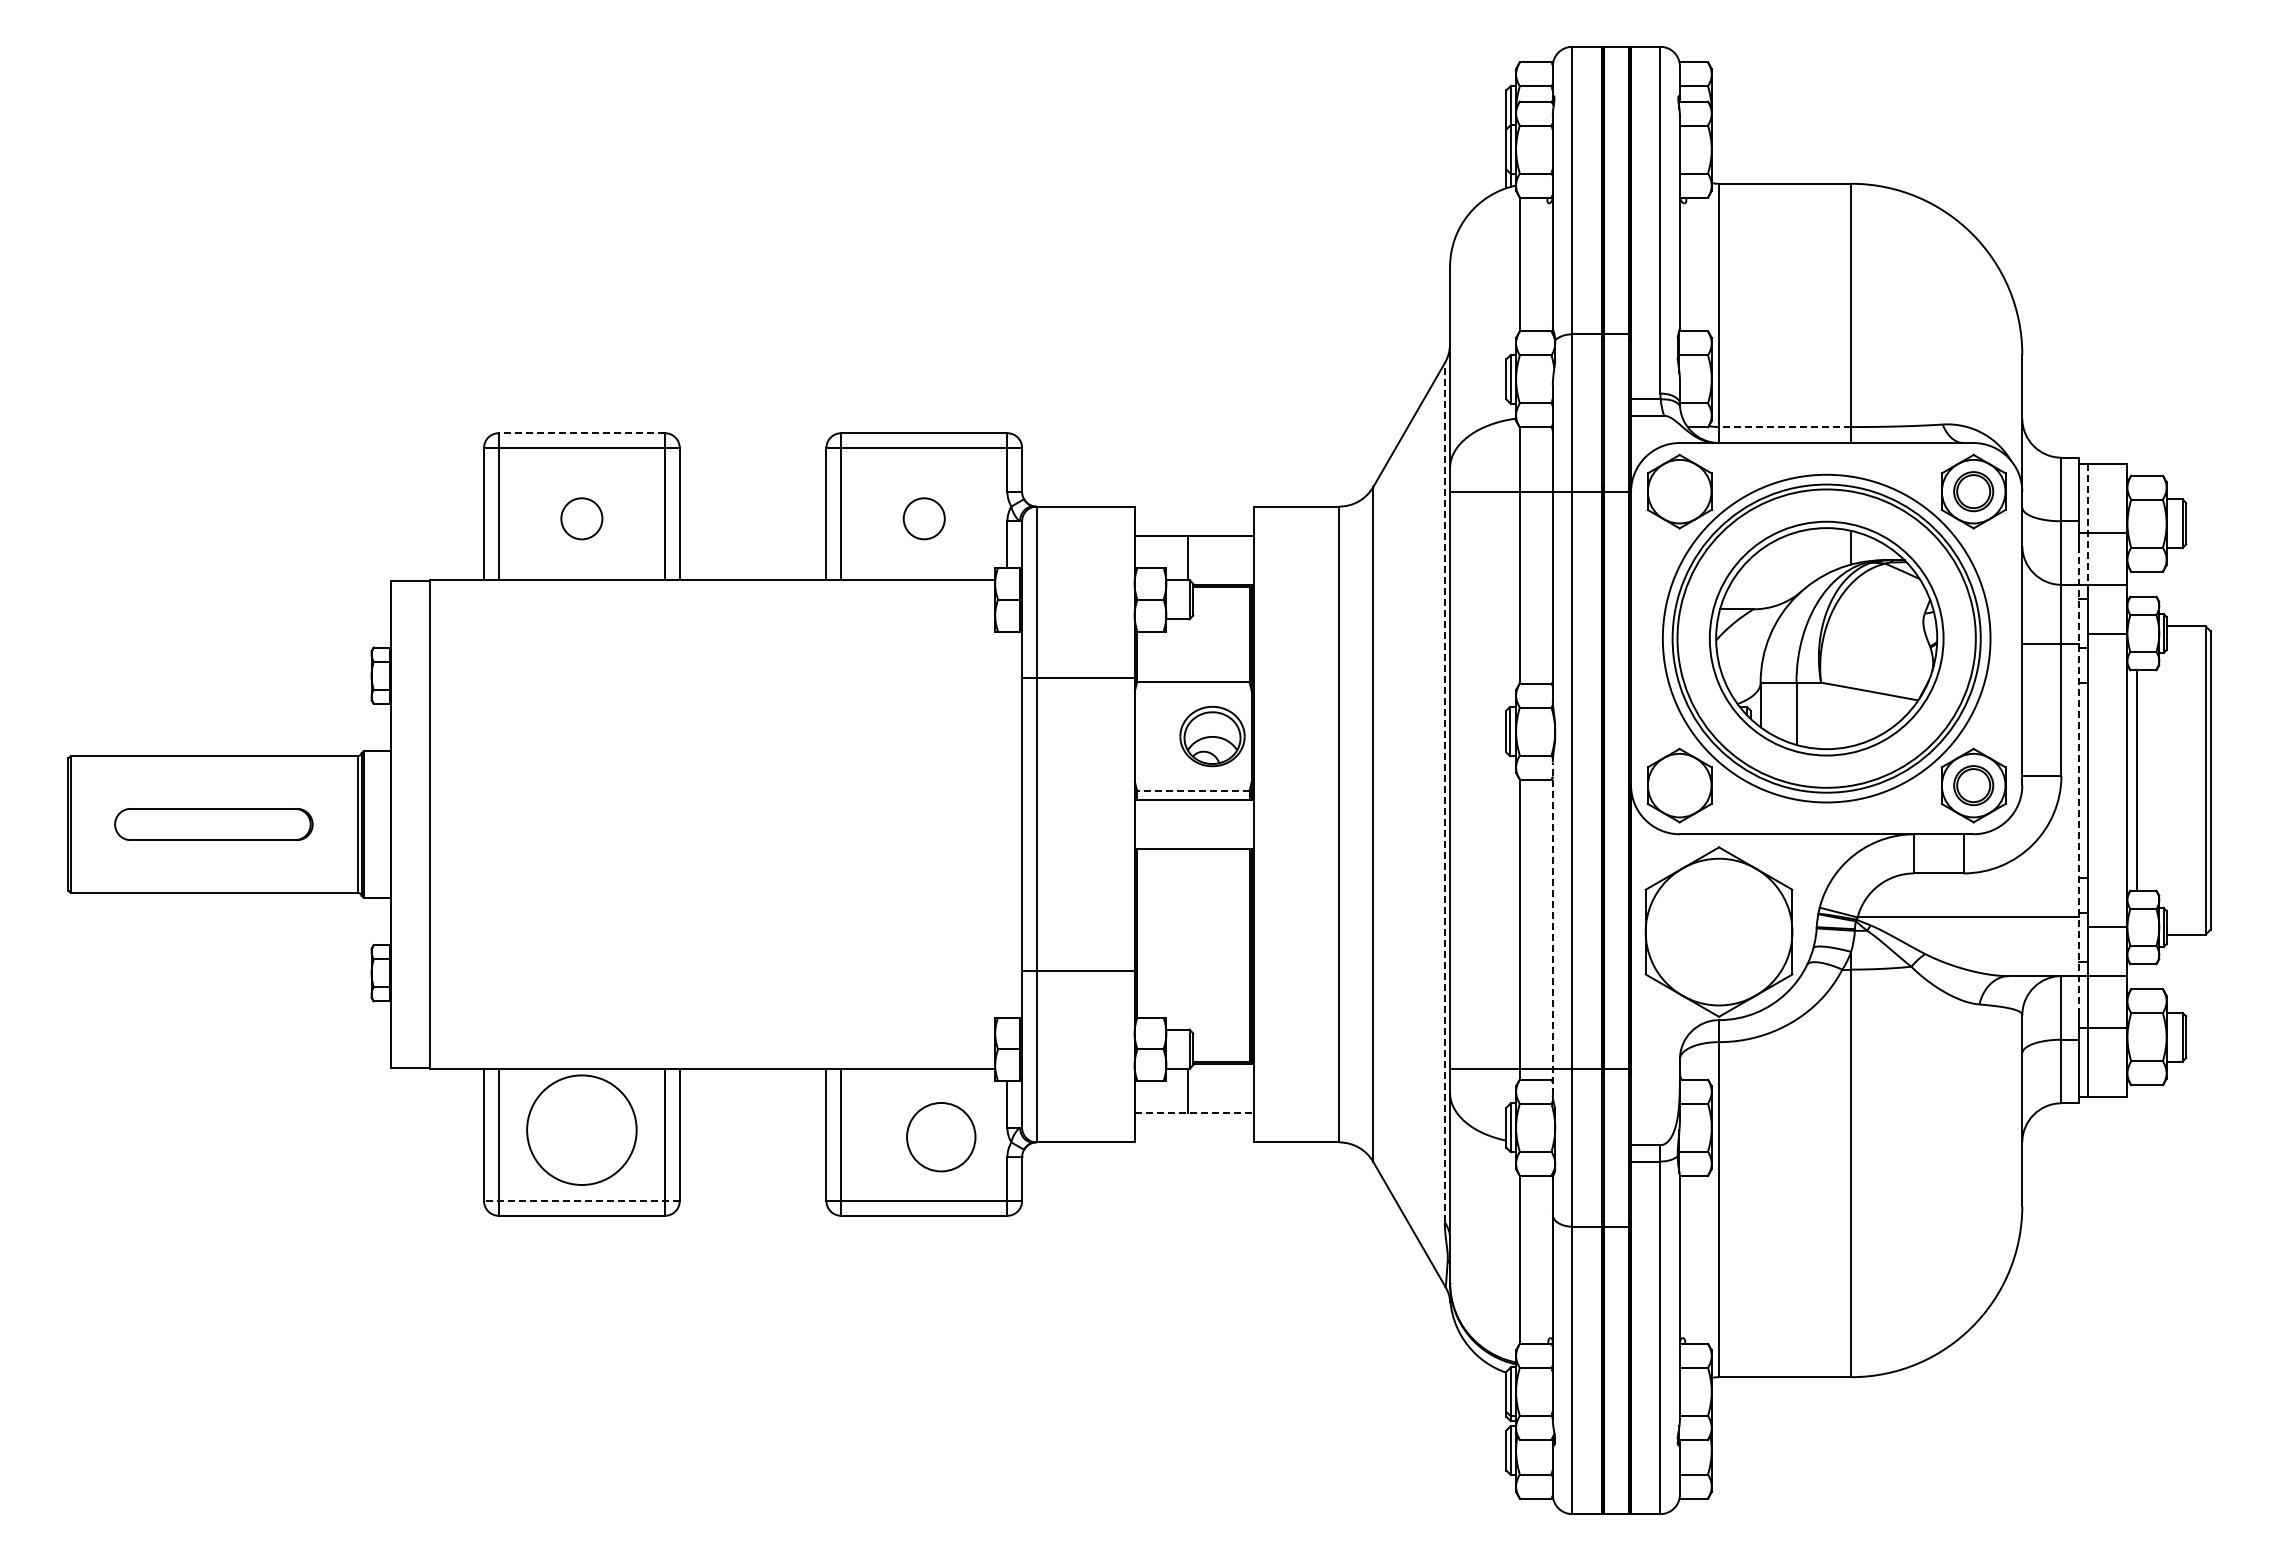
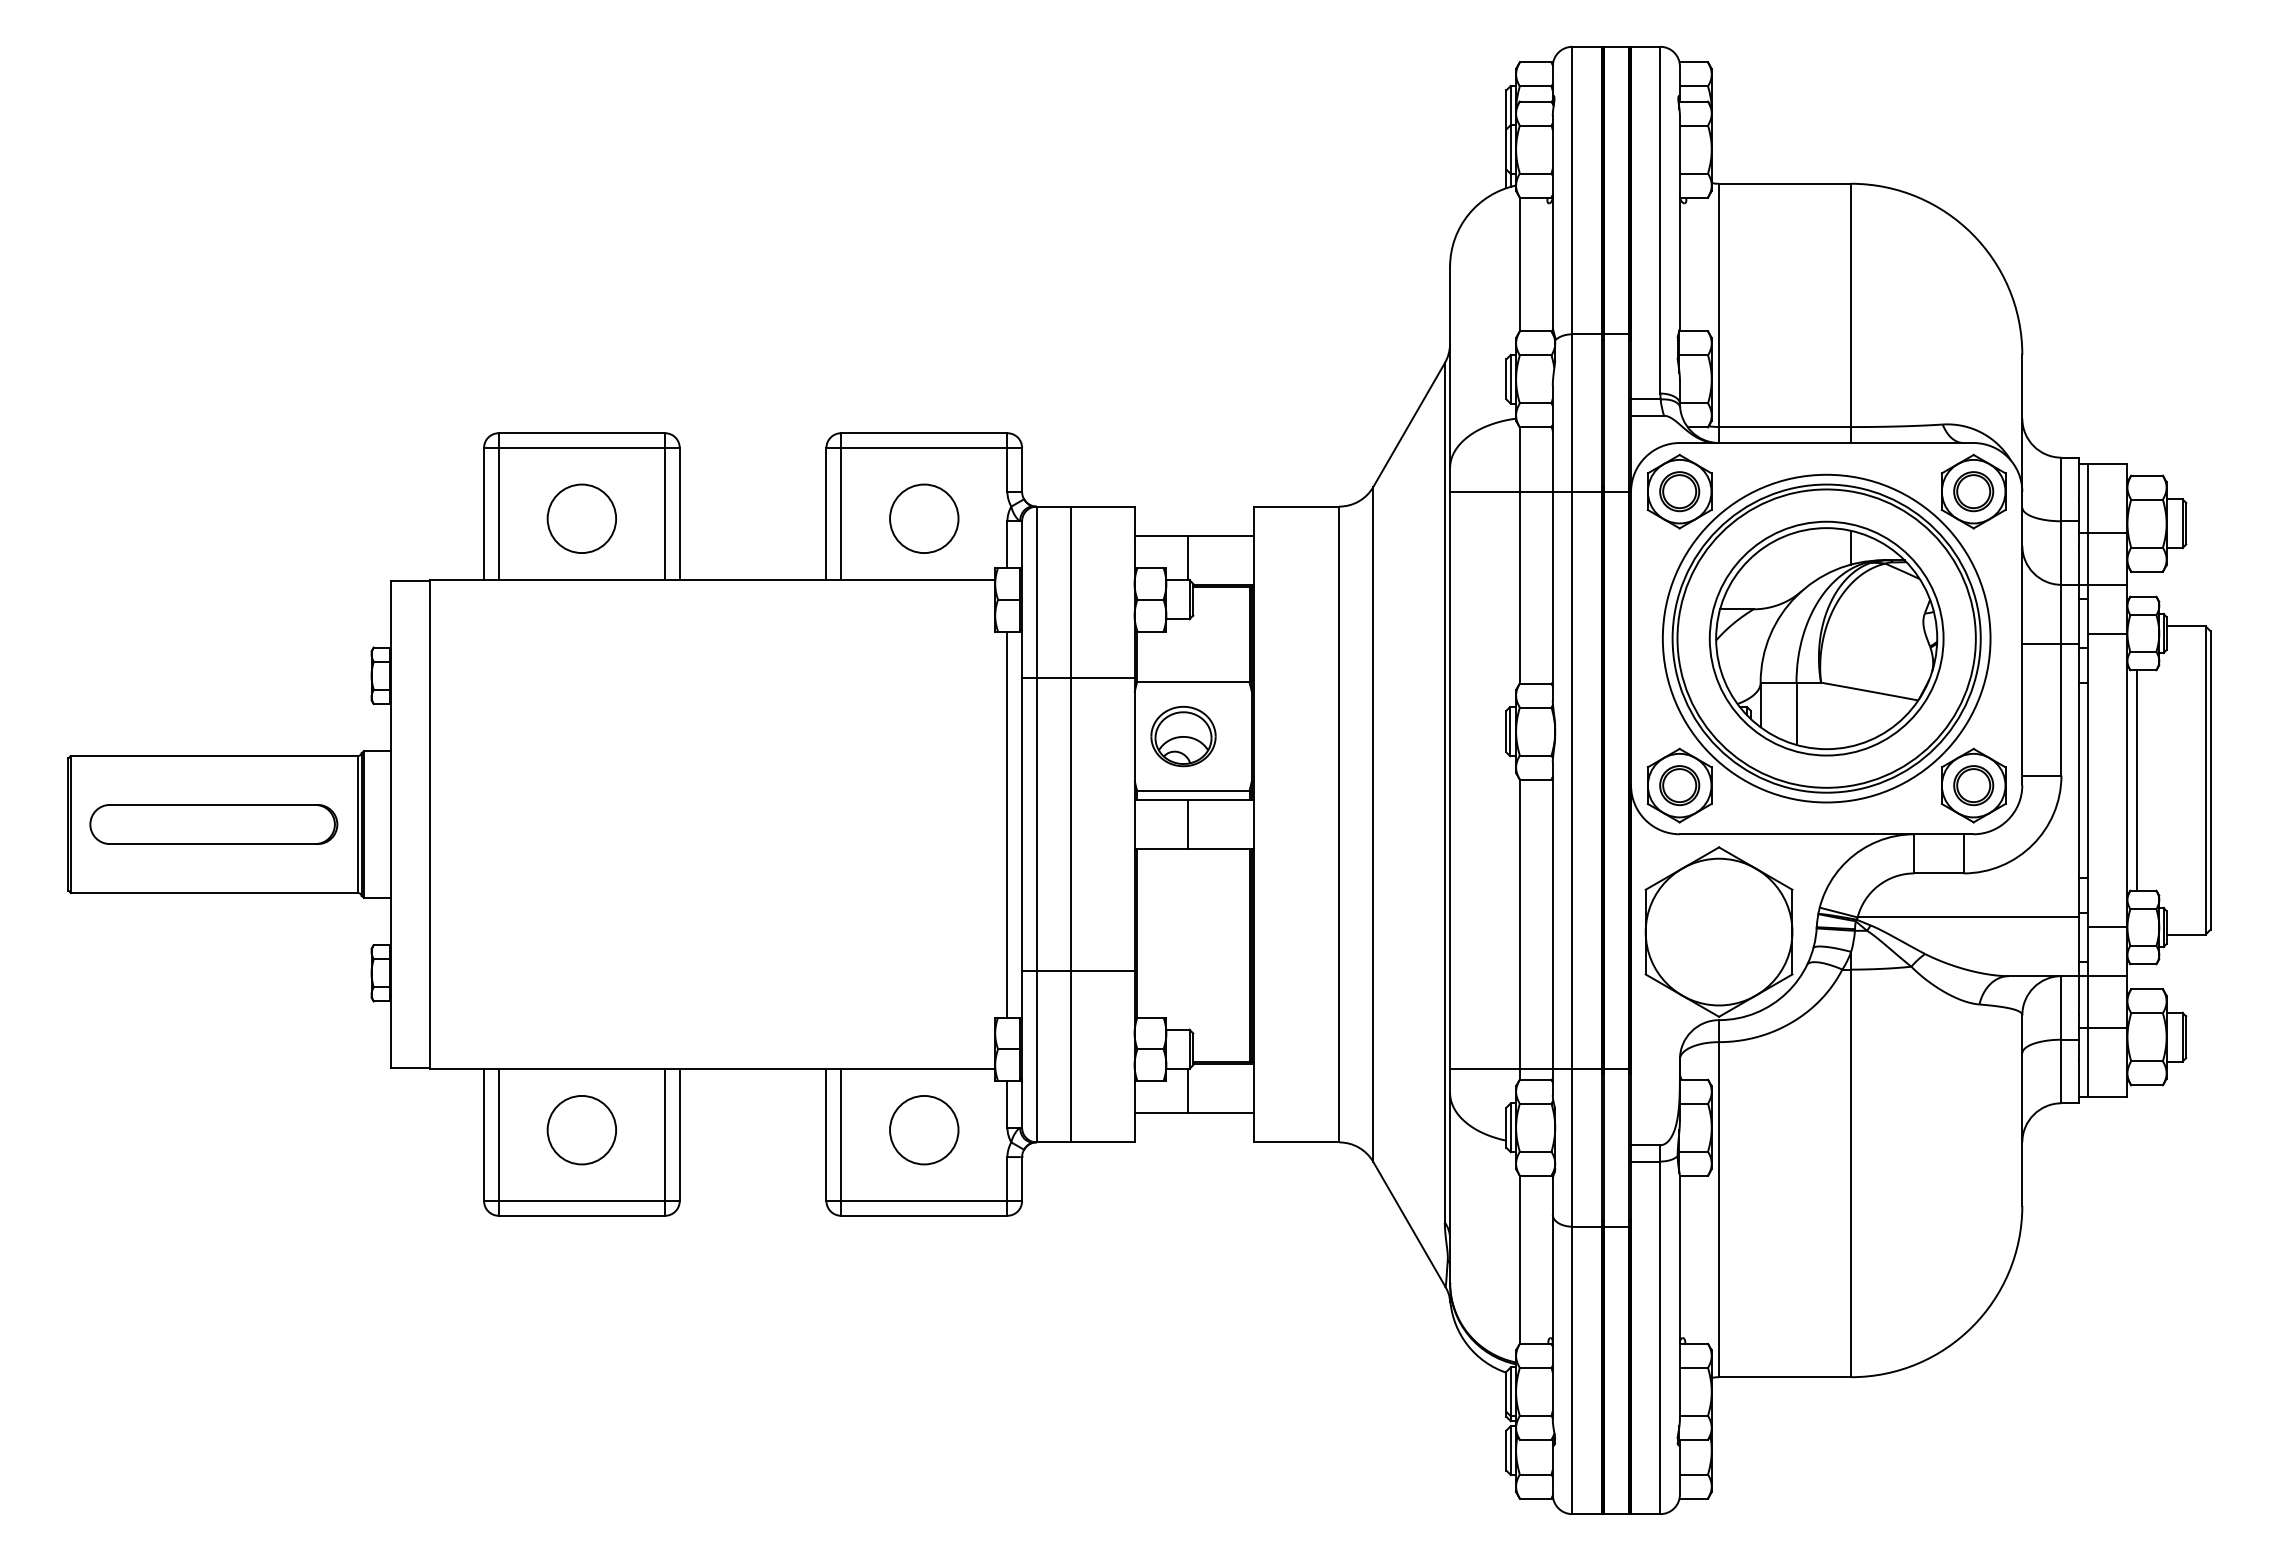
line: dashed -> solid (1784, 427)
line: dashed -> solid (581, 433)
part: none -> present (1679, 491)
circle diameter: 41 px -> 68 px (581, 518)
circle diameter: 41 px -> 68 px (924, 518)
line: dashed -> solid (2088, 524)
part position: (1212, 736) -> (1183, 736) (1183, 736)
line: dashed -> solid (2078, 780)
part: none -> present (1679, 785)
line: dashed -> solid (1192, 790)
line: dashed -> solid (1444, 792)
part size: 200x33 px -> 250x41 px (213, 824)
line: none -> present (1007, 824)
line: none -> present (1071, 824)
line: none -> present (1188, 824)
line: dashed -> solid (1552, 928)
line: dashed -> solid (1194, 1113)
circle diameter: 110 px -> 68 px (581, 1129)
circle position: (941, 1137) -> (924, 1130) (924, 1130)
line: dashed -> solid (581, 1201)
